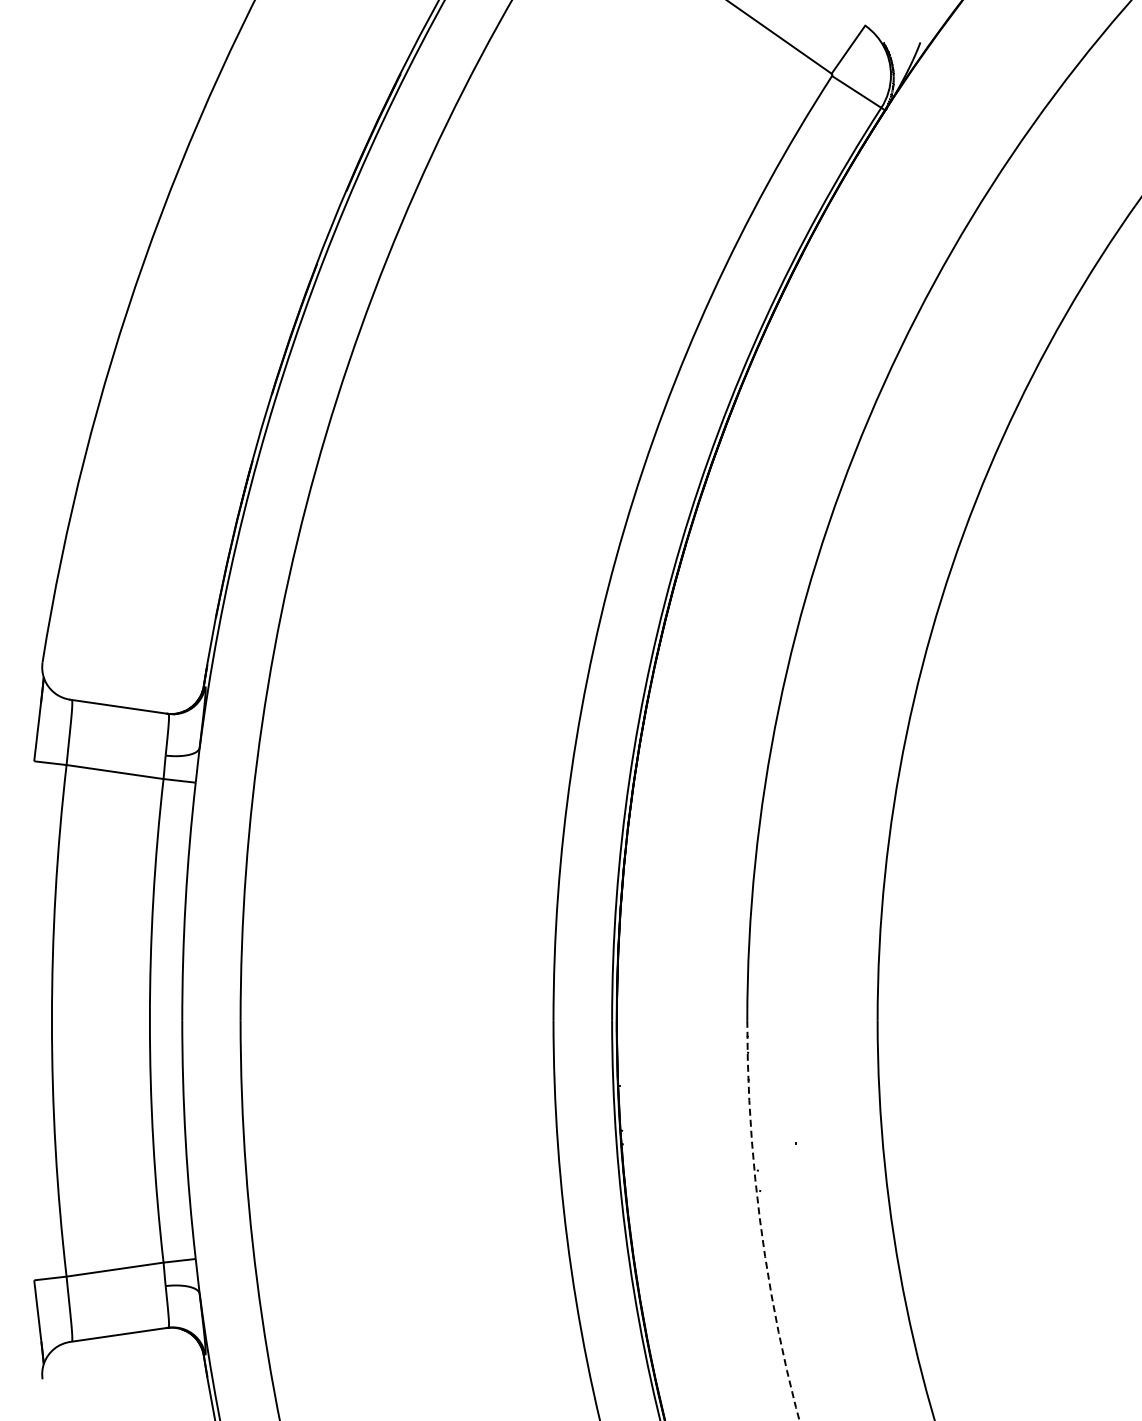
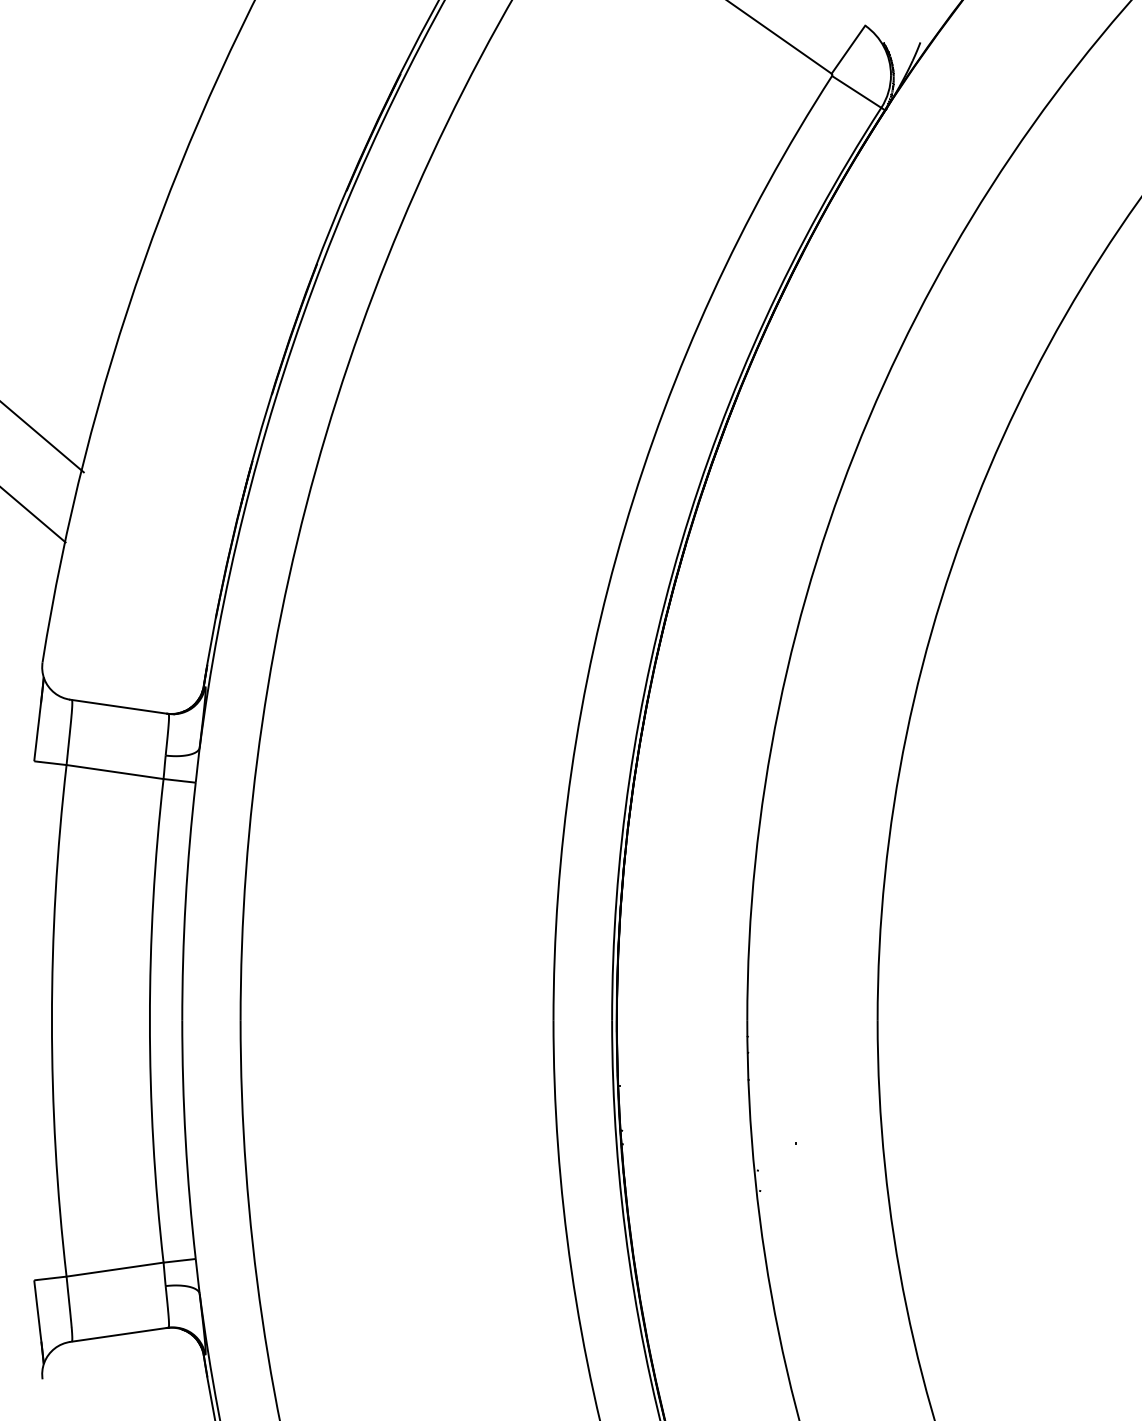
line: none -> present (42, 437)
line: none -> present (33, 515)
arc: dashed -> solid (760, 1222)
